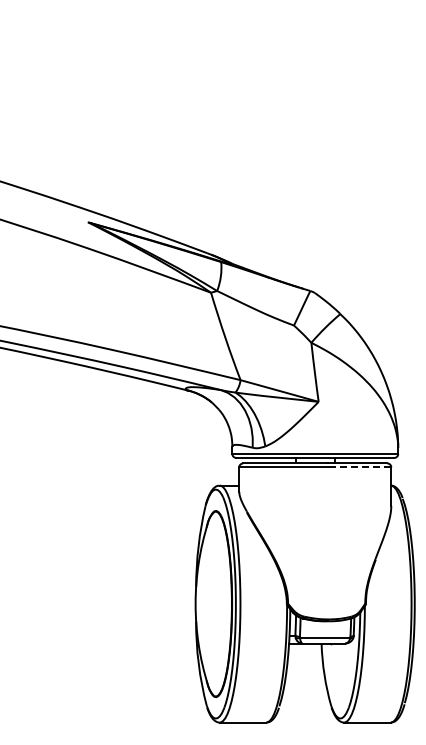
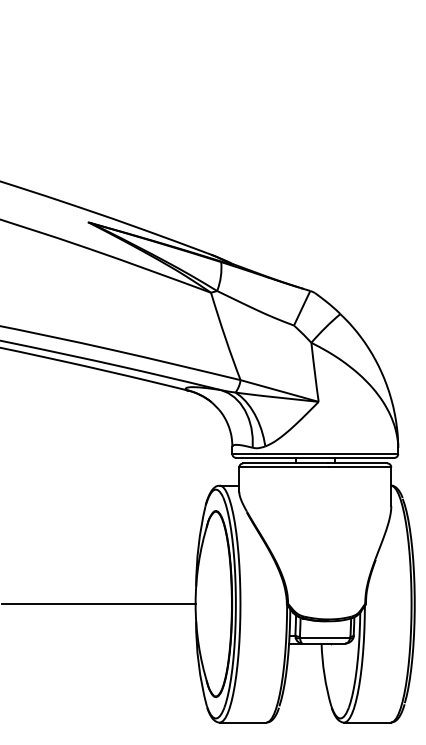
line: dashed -> solid (359, 467)
line: none -> present (98, 604)
